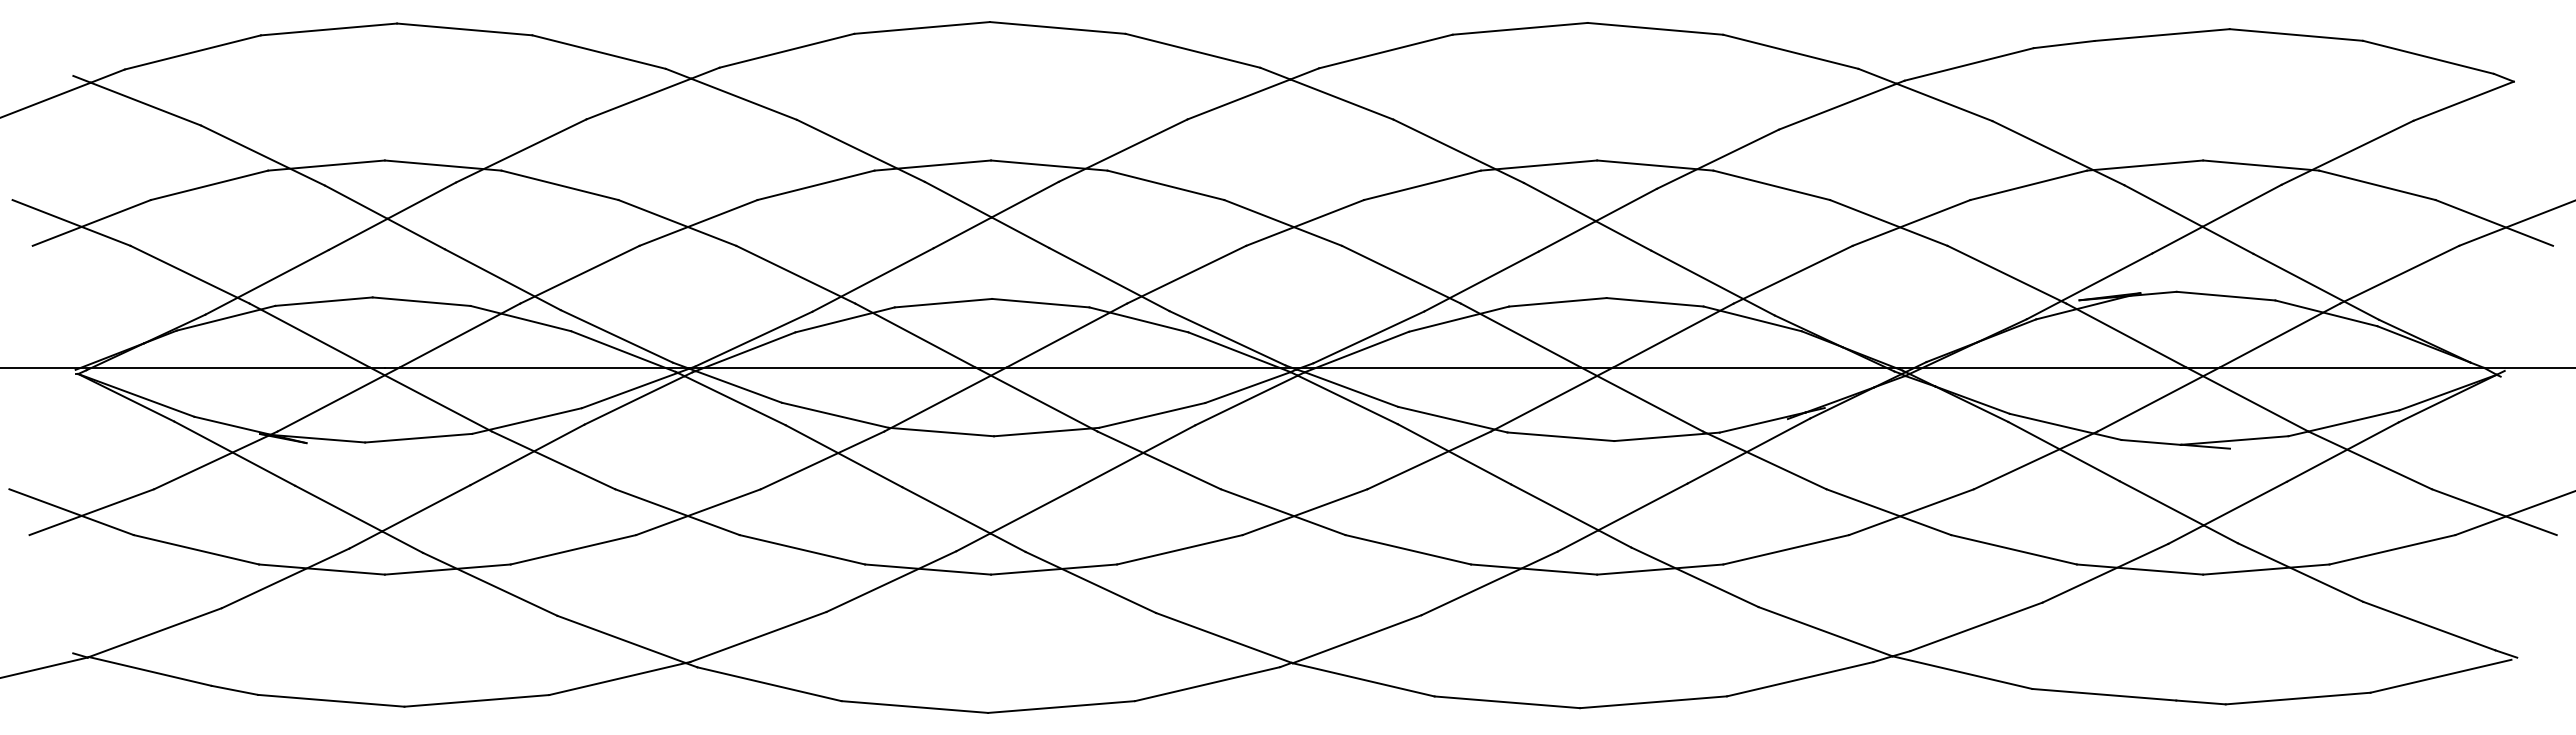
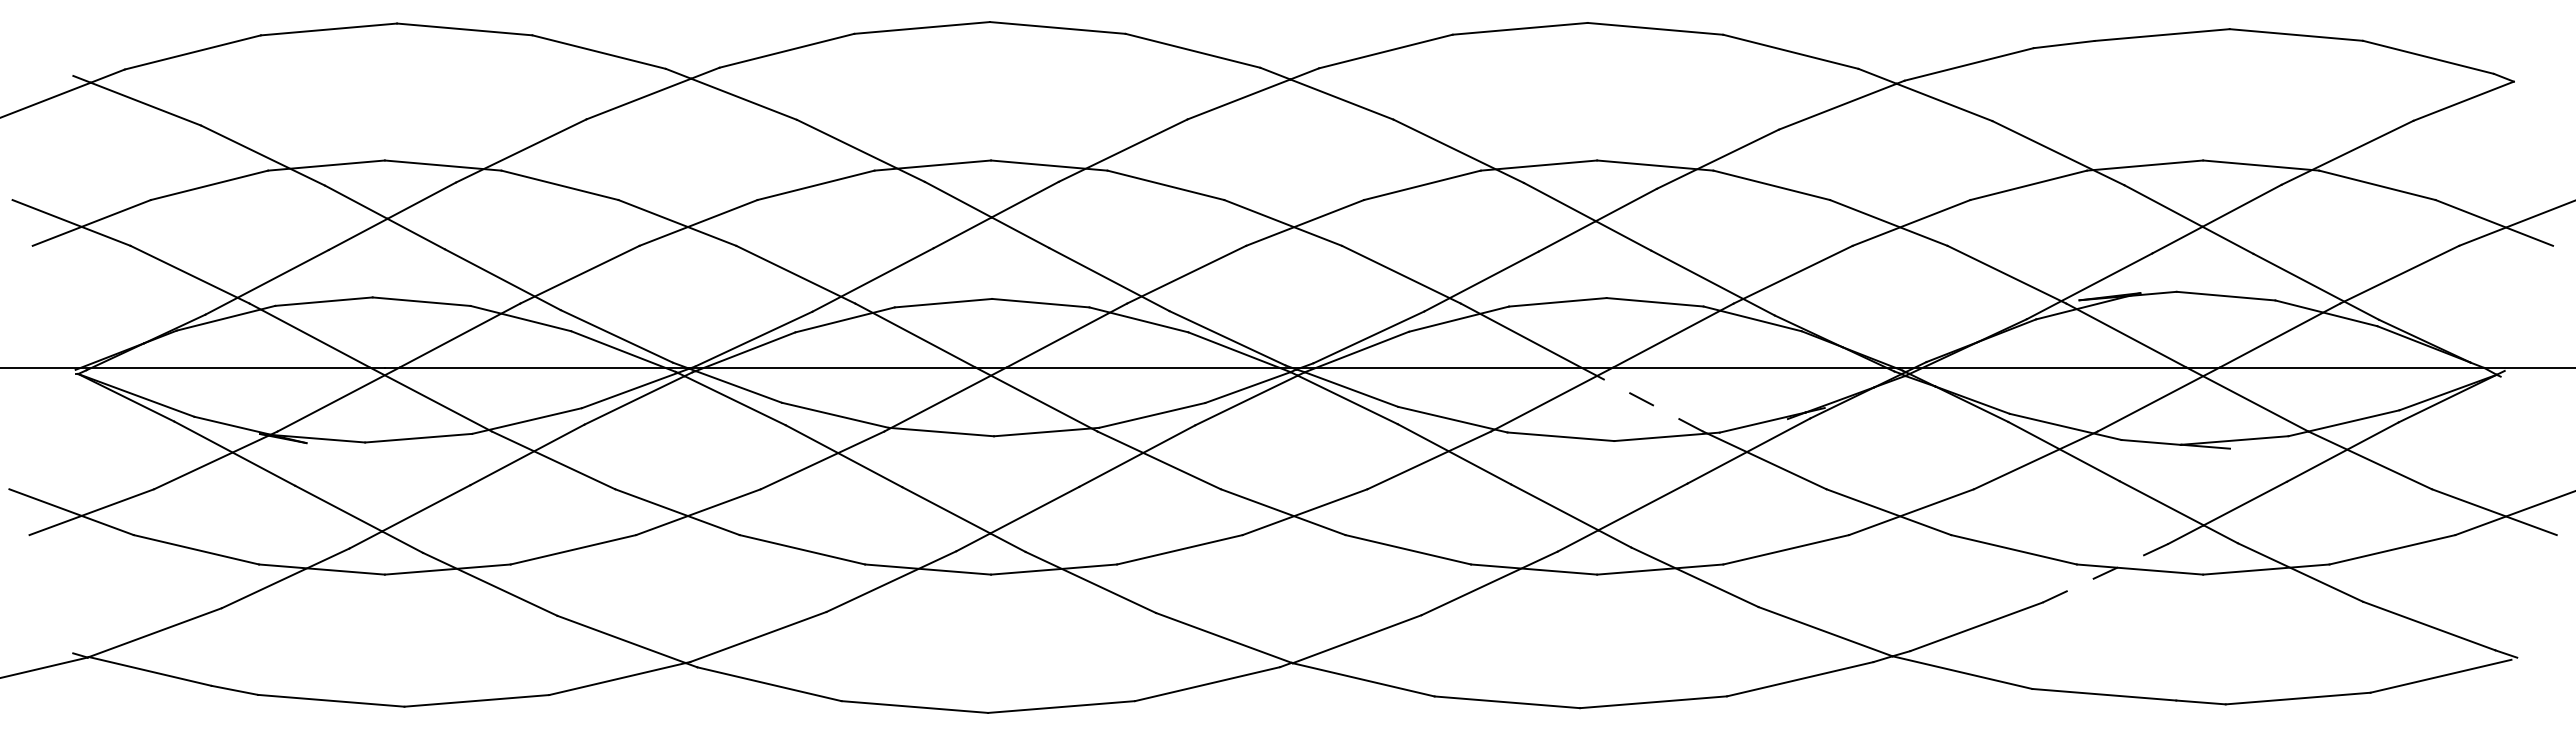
line: solid -> dashed (1642, 399)
line: solid -> dashed (2105, 573)
